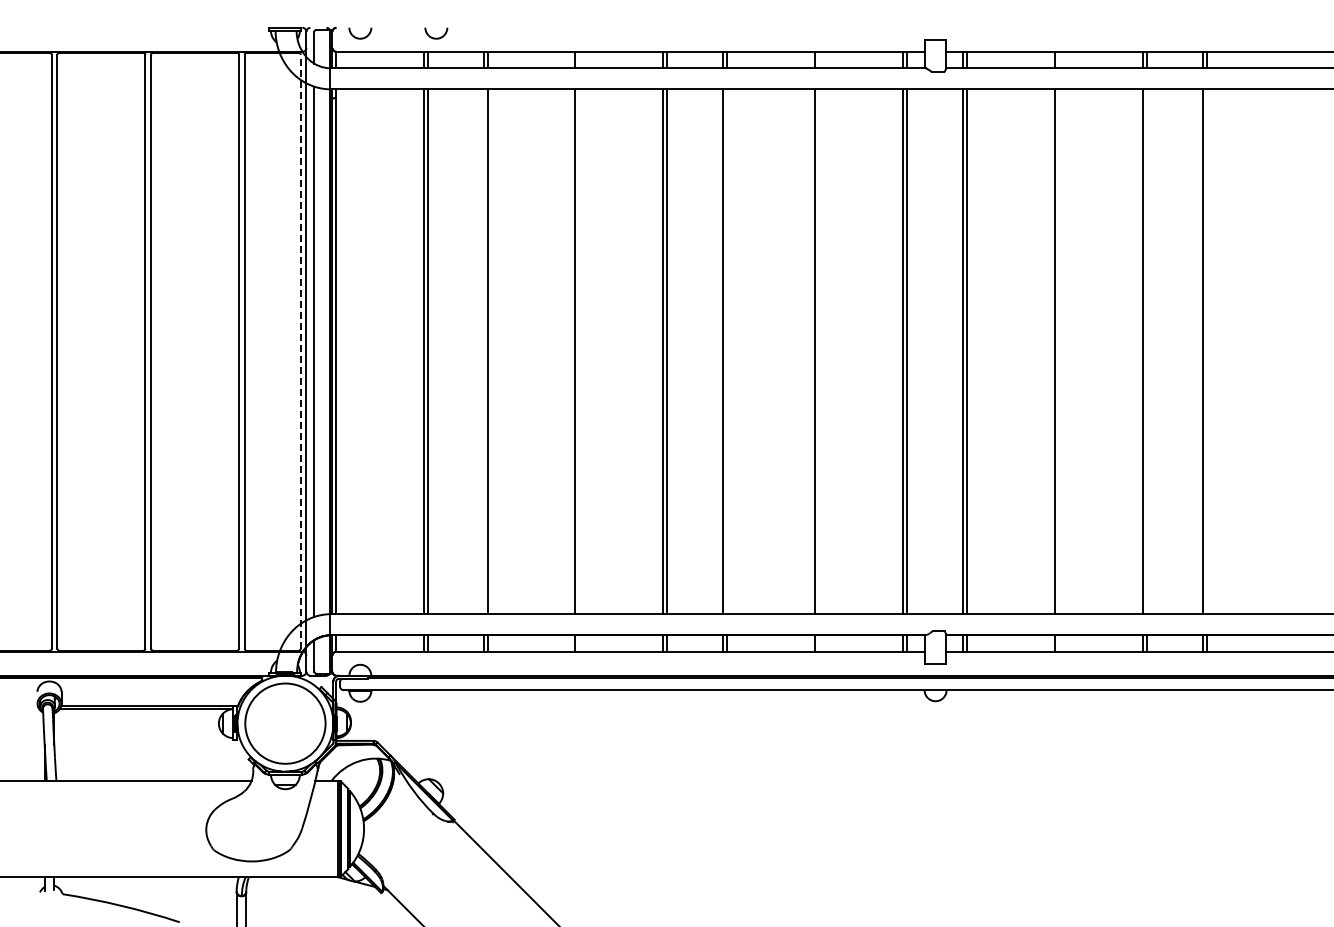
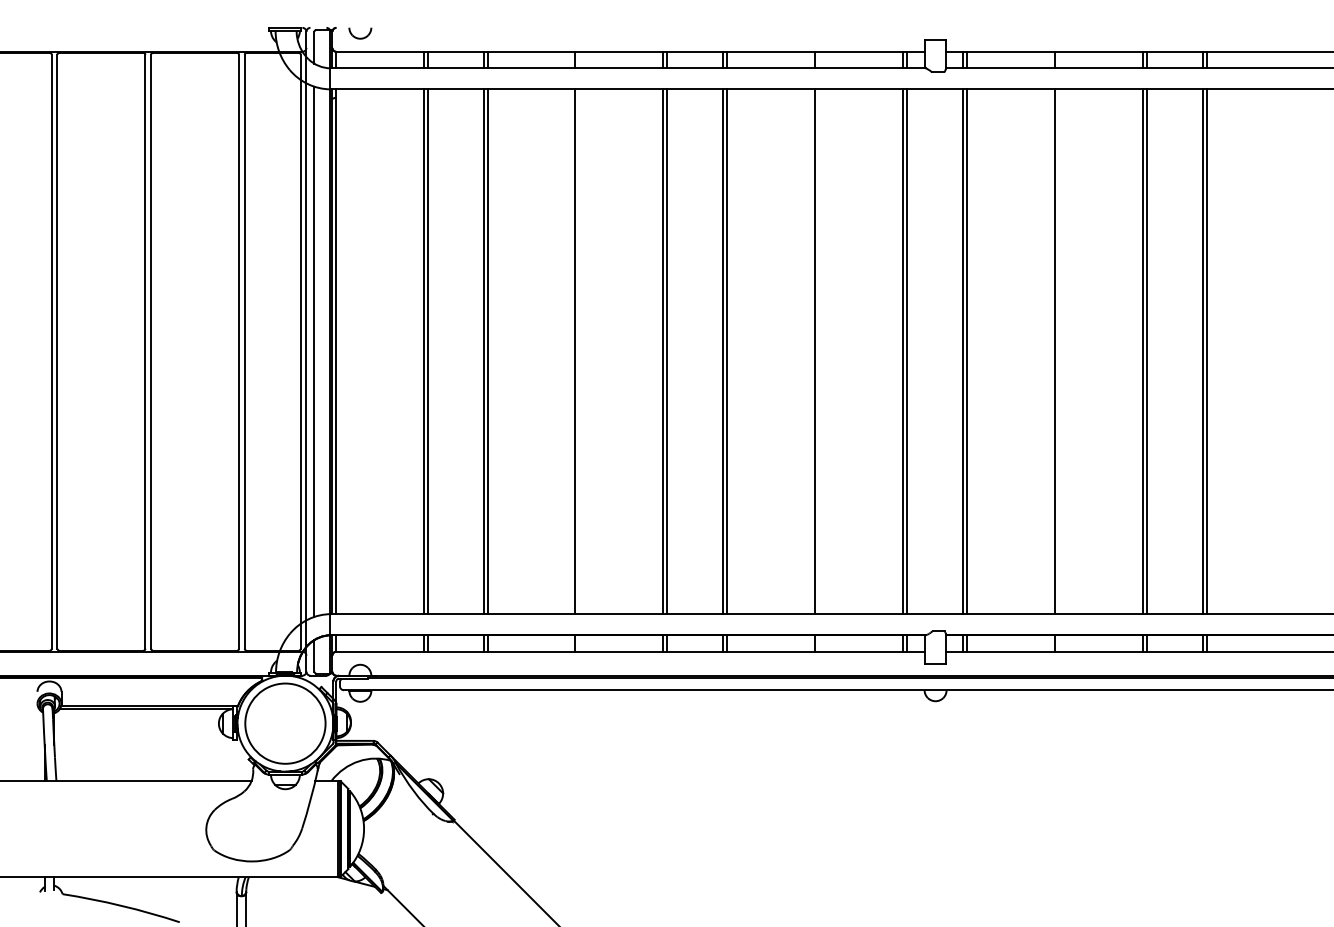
part: present -> none (436, 33)
line: dashed -> solid (300, 351)
line: none -> present (483, 351)
line: none -> present (727, 351)
line: none -> present (1147, 351)
line: none -> present (1207, 351)
